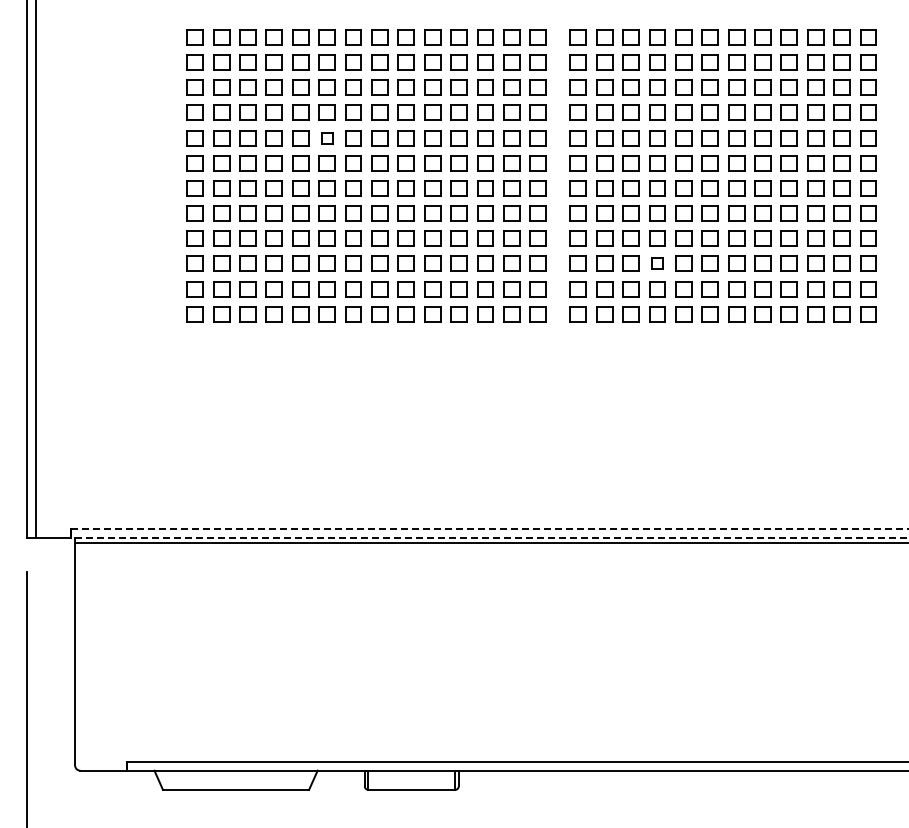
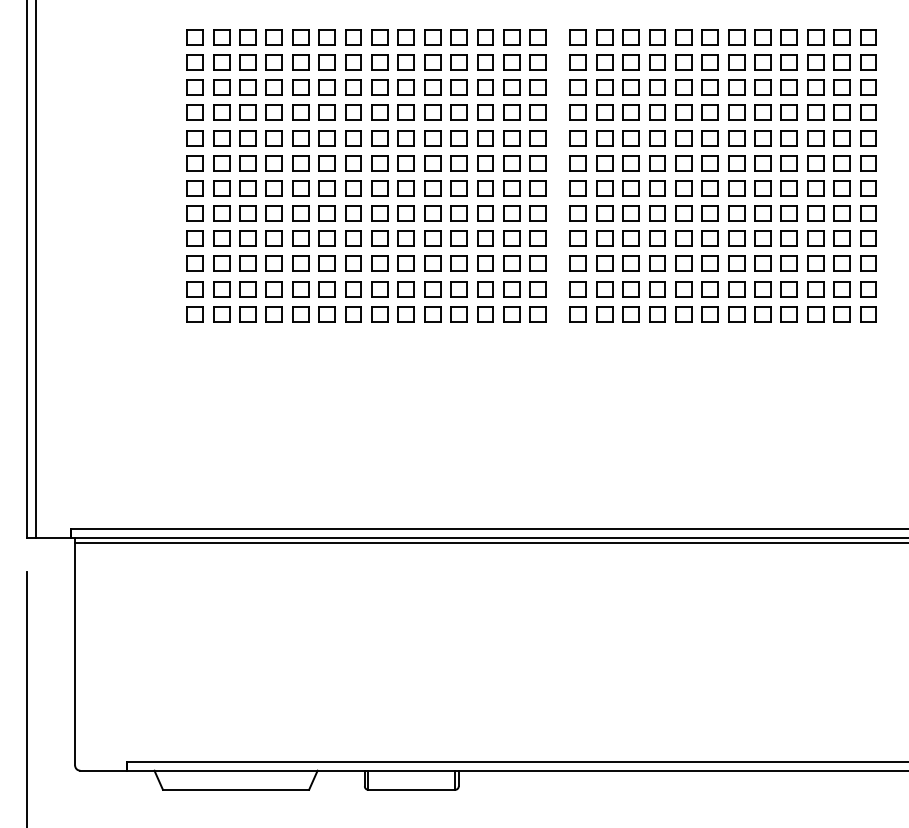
part size: 13x13 px -> 18x17 px (326, 138)
part size: 13x13 px -> 17x17 px (657, 263)
line: dashed -> solid (489, 528)
line: dashed -> solid (489, 537)
